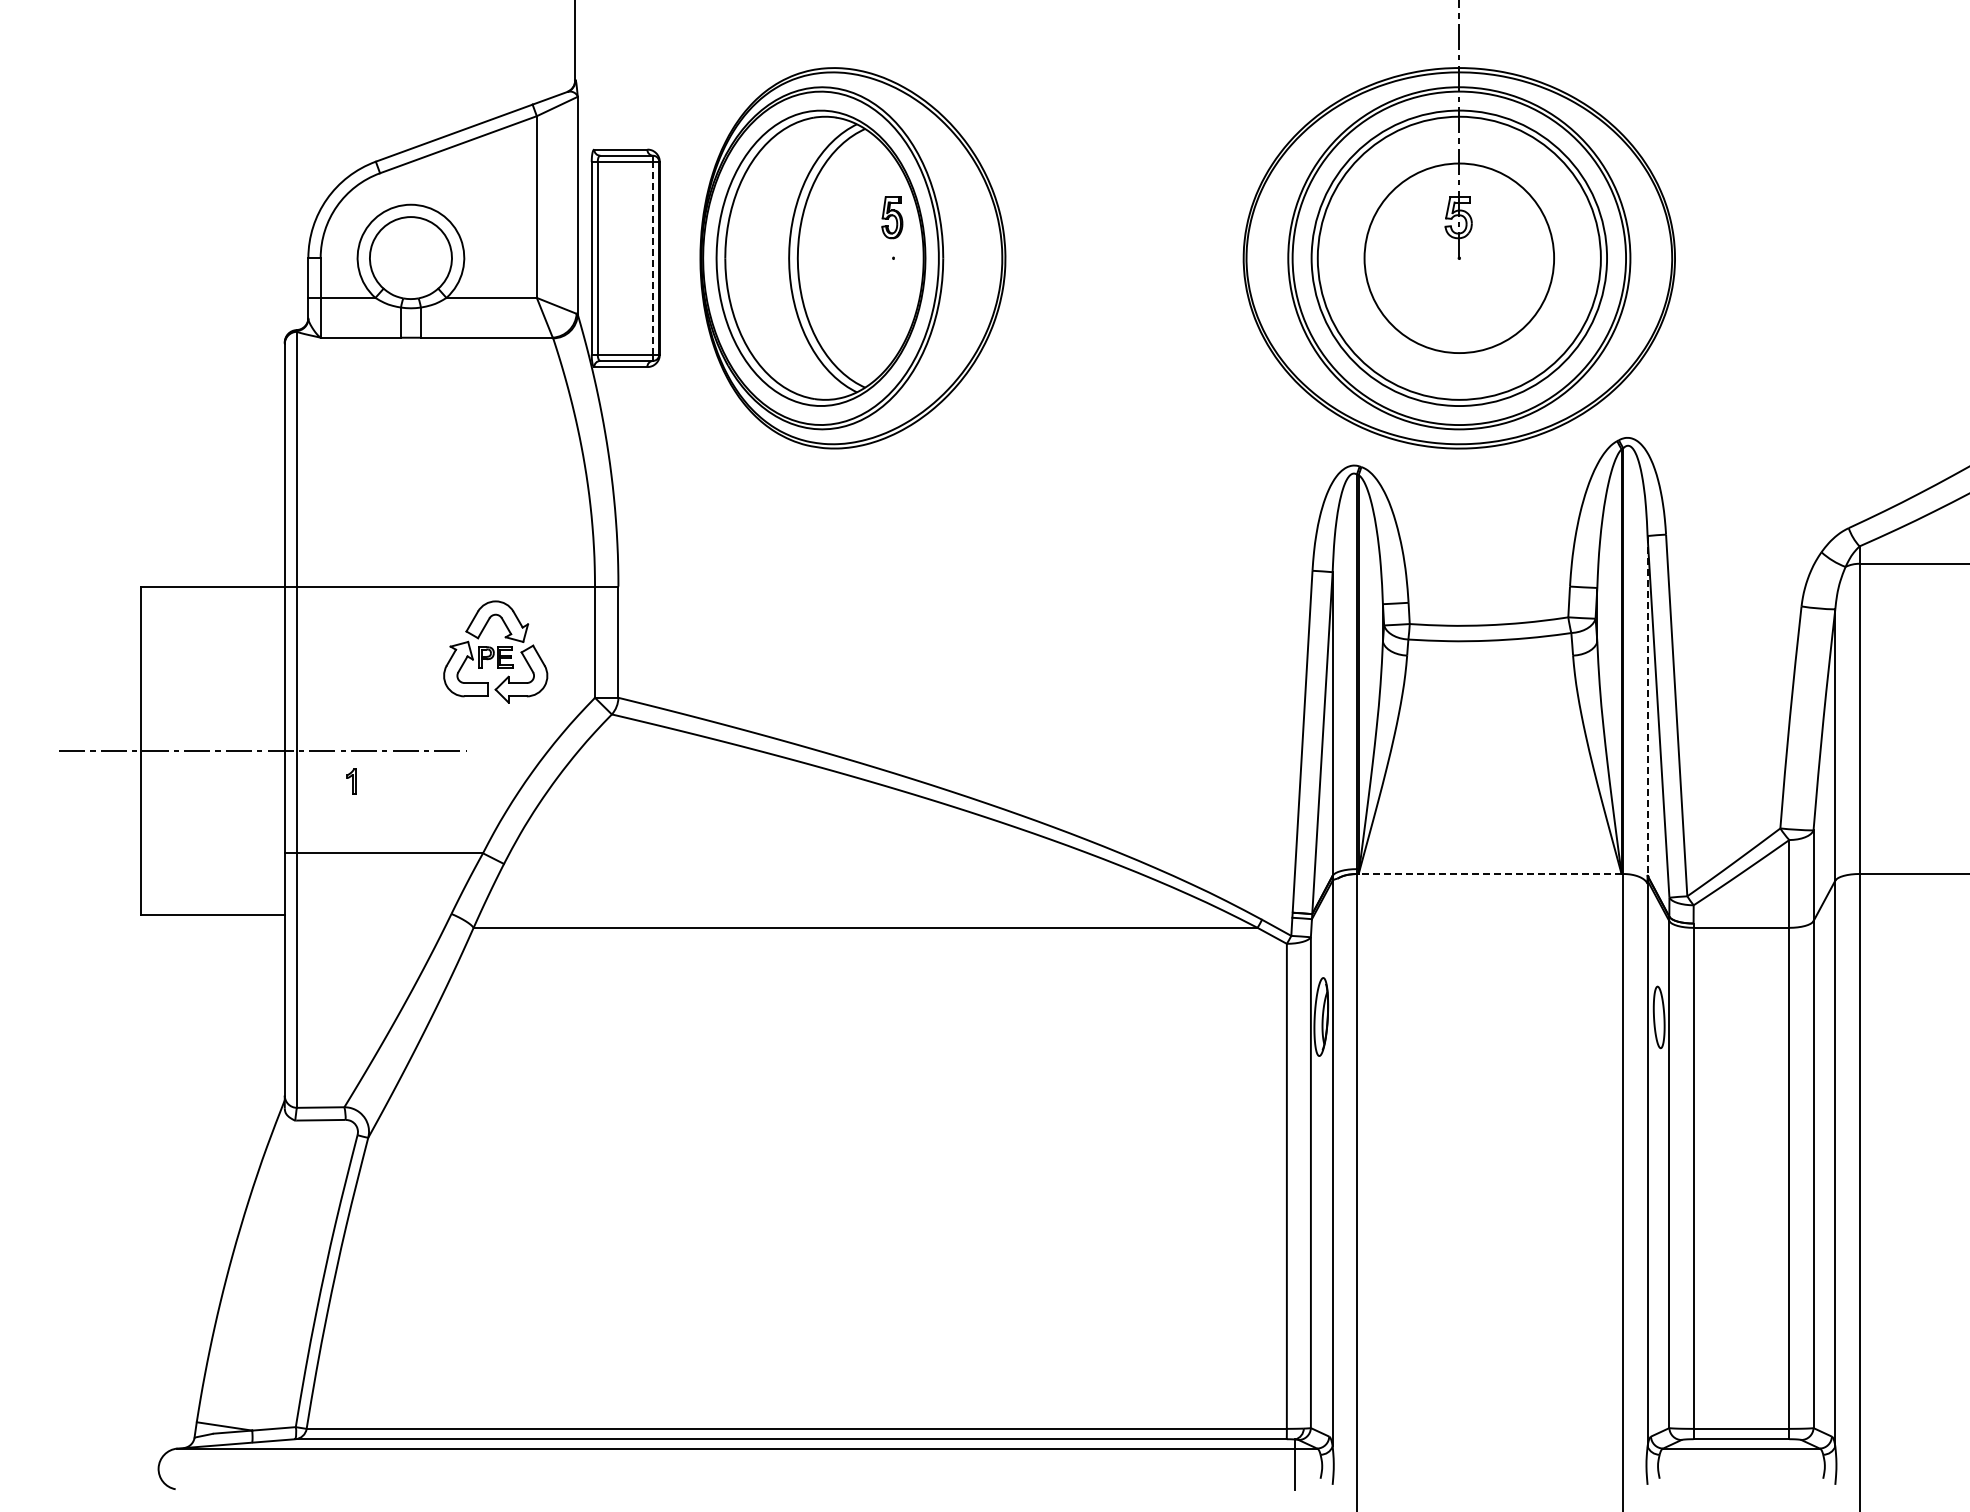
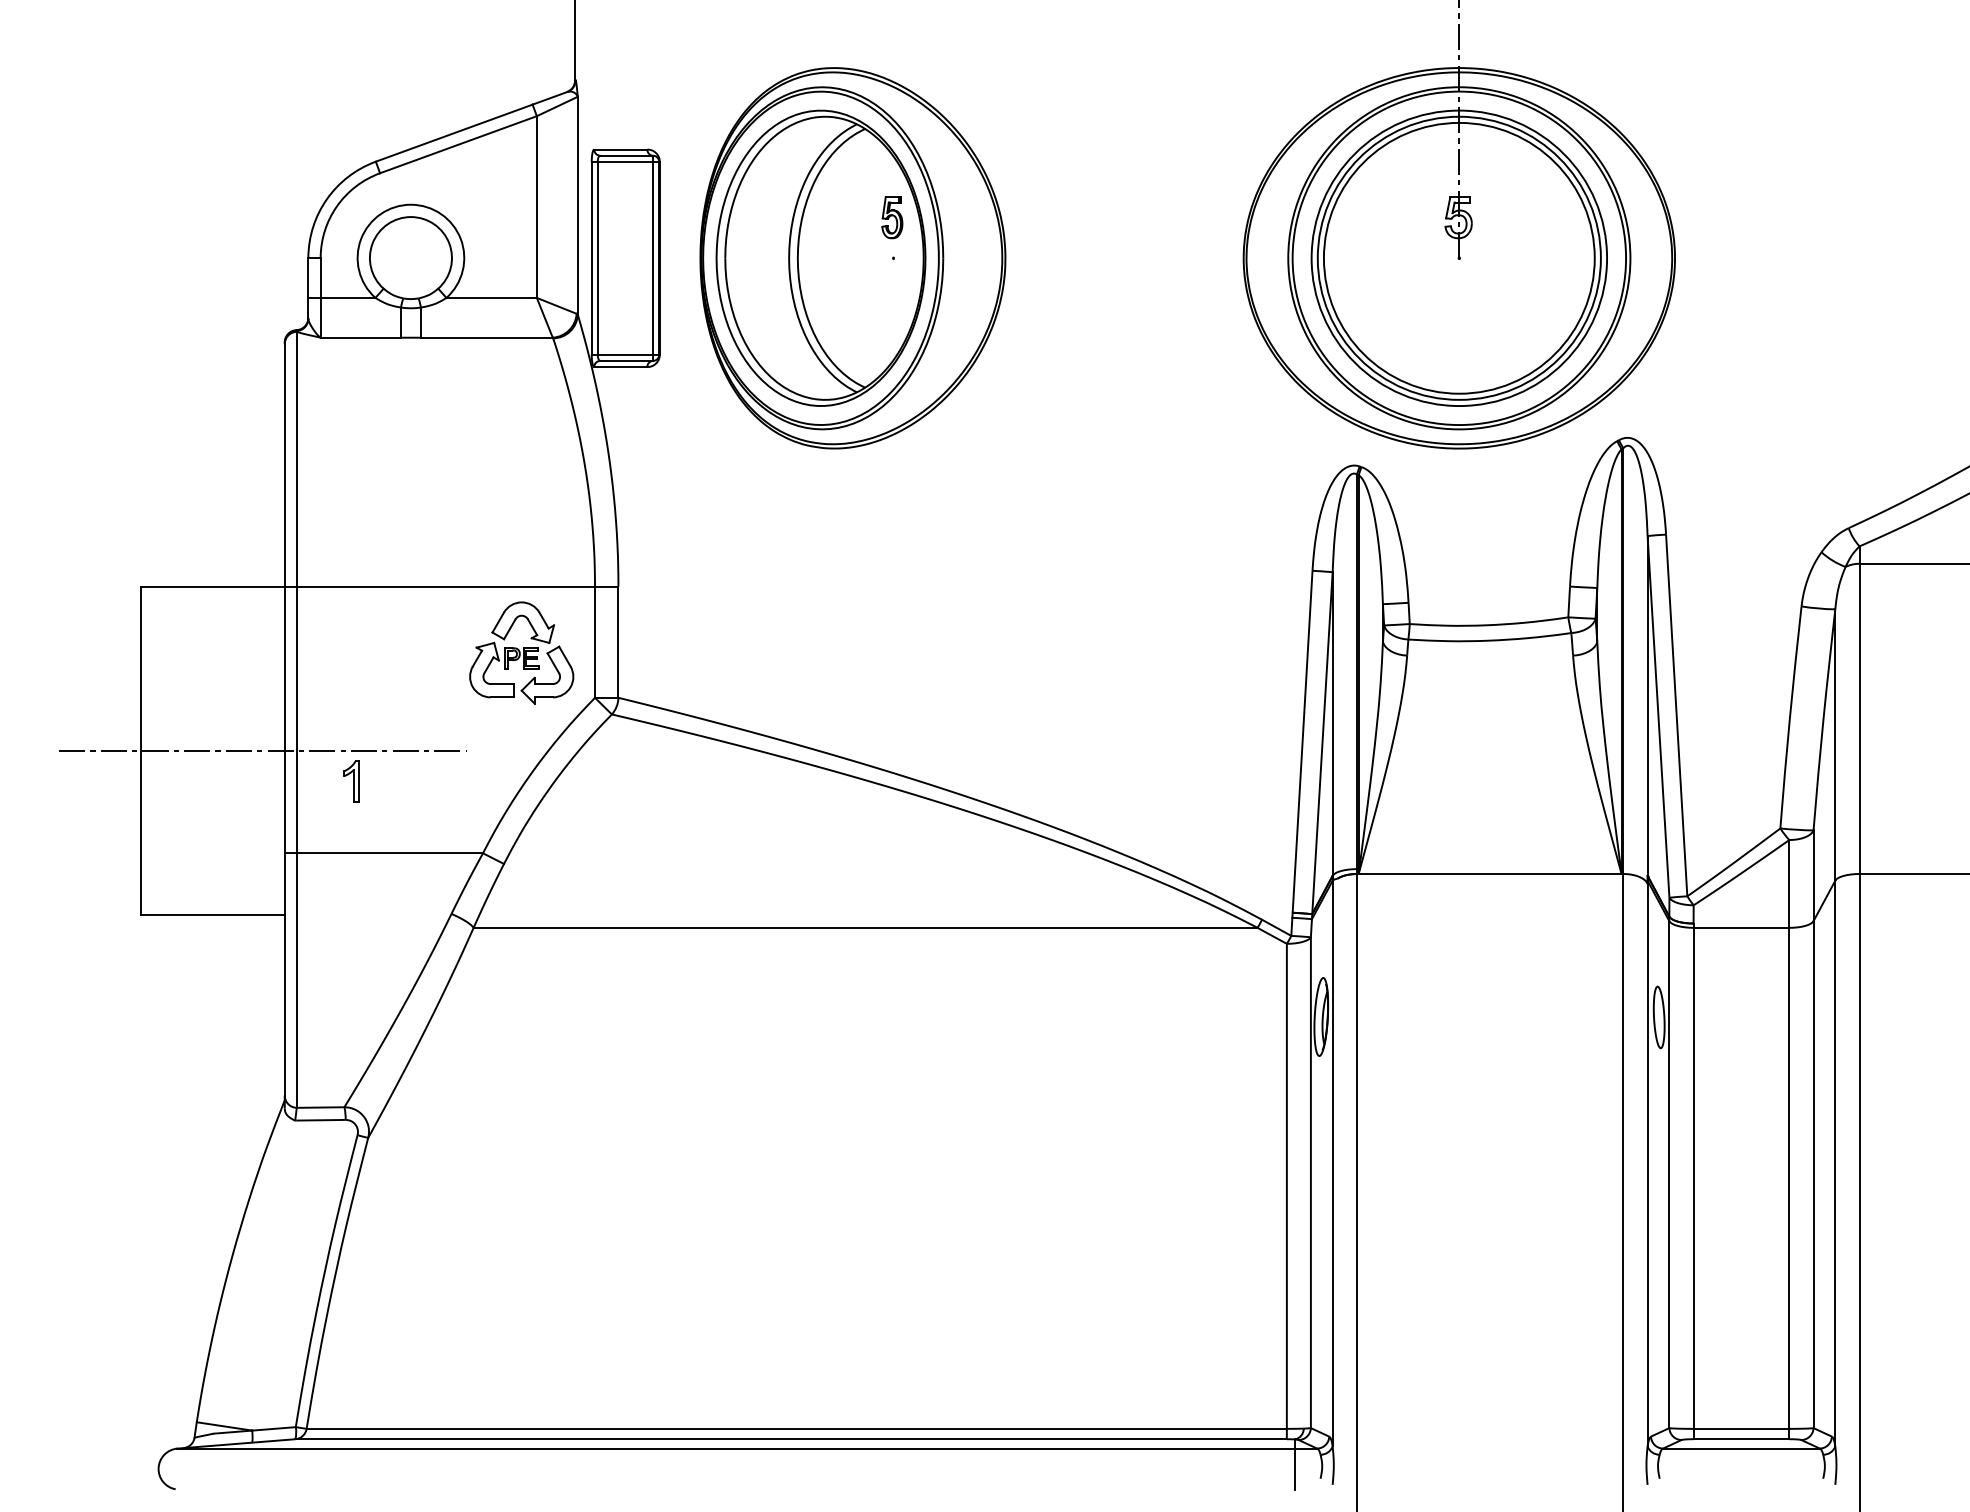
line: dashed -> solid (653, 257)
circle diameter: 190 px -> 271 px (1458, 257)
part position: (495, 651) -> (521, 652) (521, 652)
line: dashed -> solid (1647, 705)
part size: 11x27 px -> 17x43 px (351, 781)
line: dashed -> solid (1489, 873)
